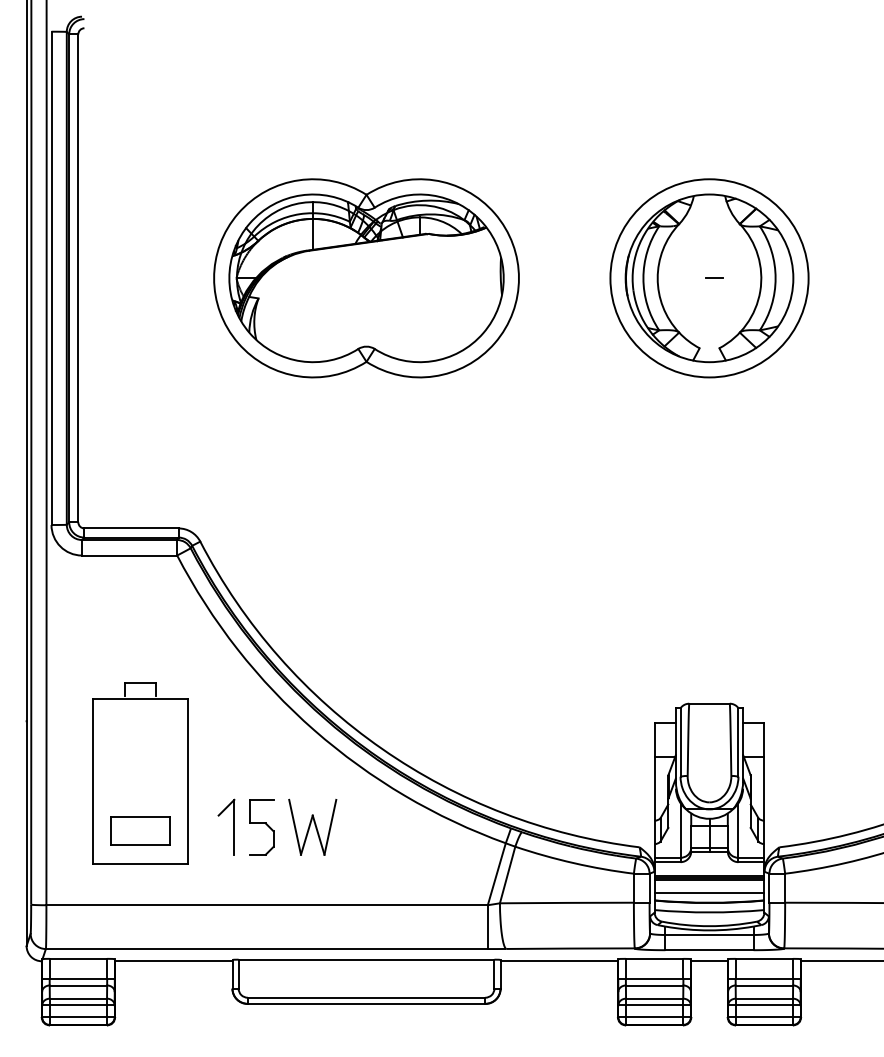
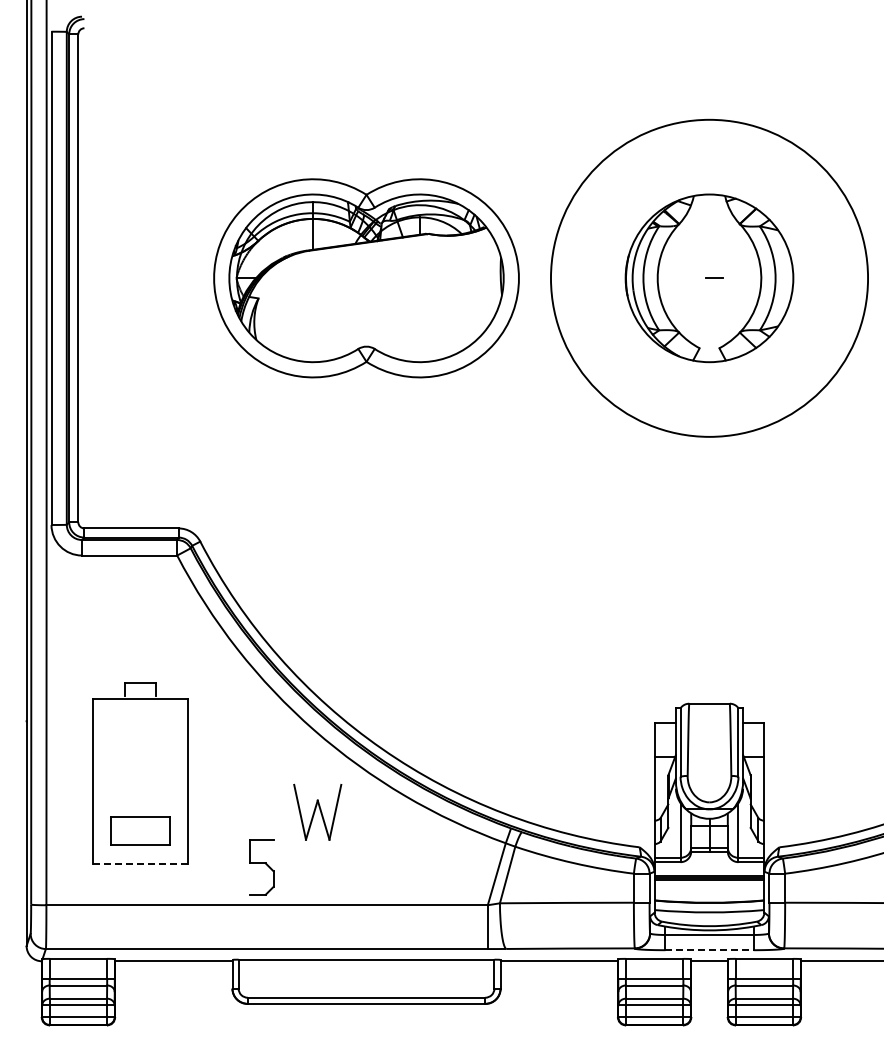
circle diameter: 198 px -> 317 px (709, 277)
part: present -> none (233, 826)
part position: (312, 826) -> (317, 811) (317, 811)
part position: (261, 827) -> (261, 867) (261, 867)
line: solid -> dashed (140, 863)
line: present -> none (709, 892)
line: solid -> dashed (710, 950)
